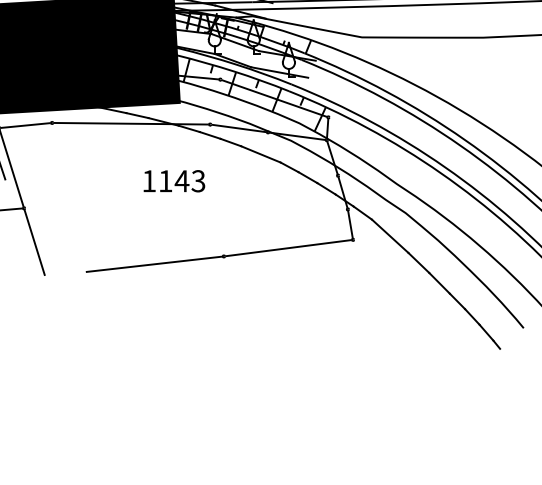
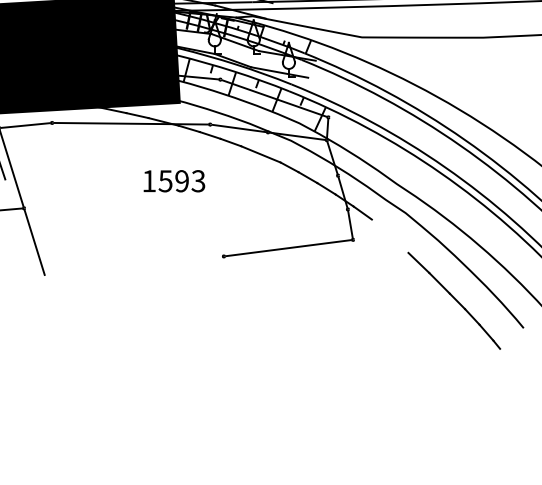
text: 1143 -> 1593 (173, 181)
line: present -> none (389, 235)
line: present -> none (153, 263)
